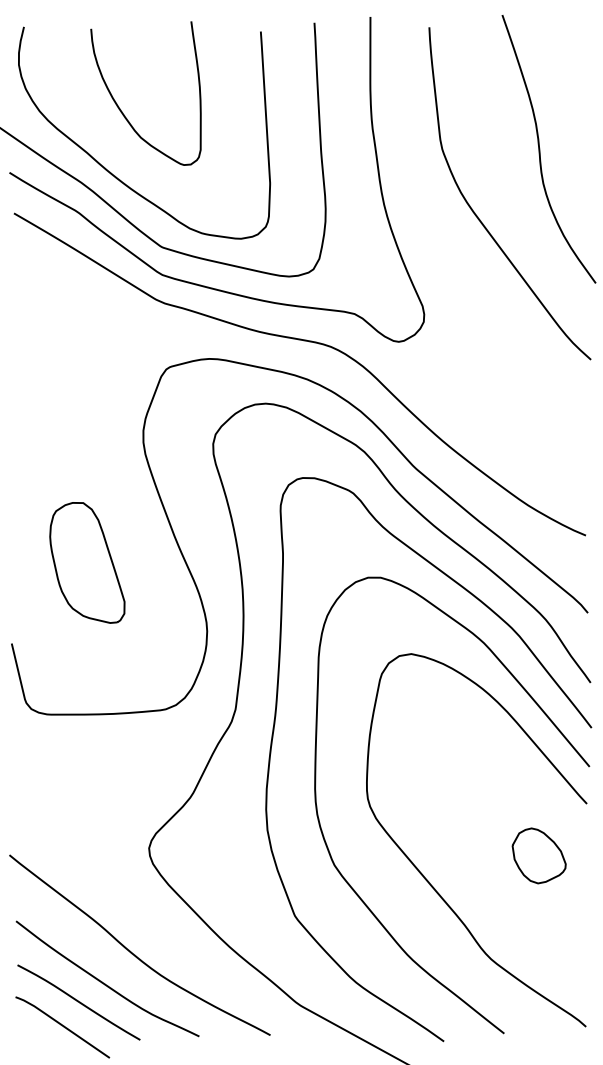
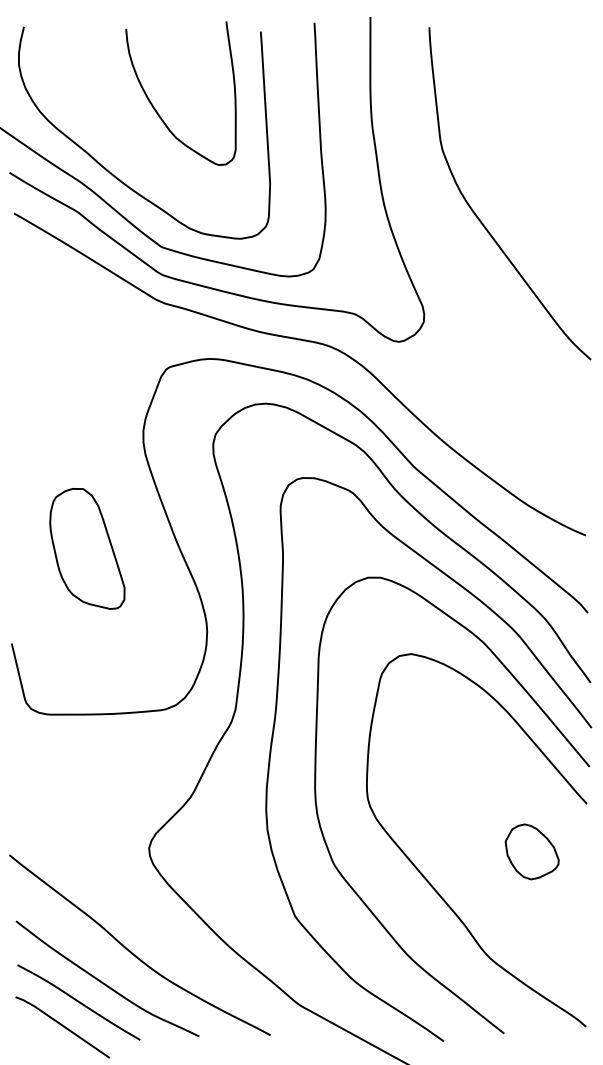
curve position: (120, 108) -> (155, 108) (155, 108)
curve: present -> none (540, 149)
part position: (87, 562) -> (87, 548) (87, 548)
part position: (538, 855) -> (531, 851) (531, 851)
